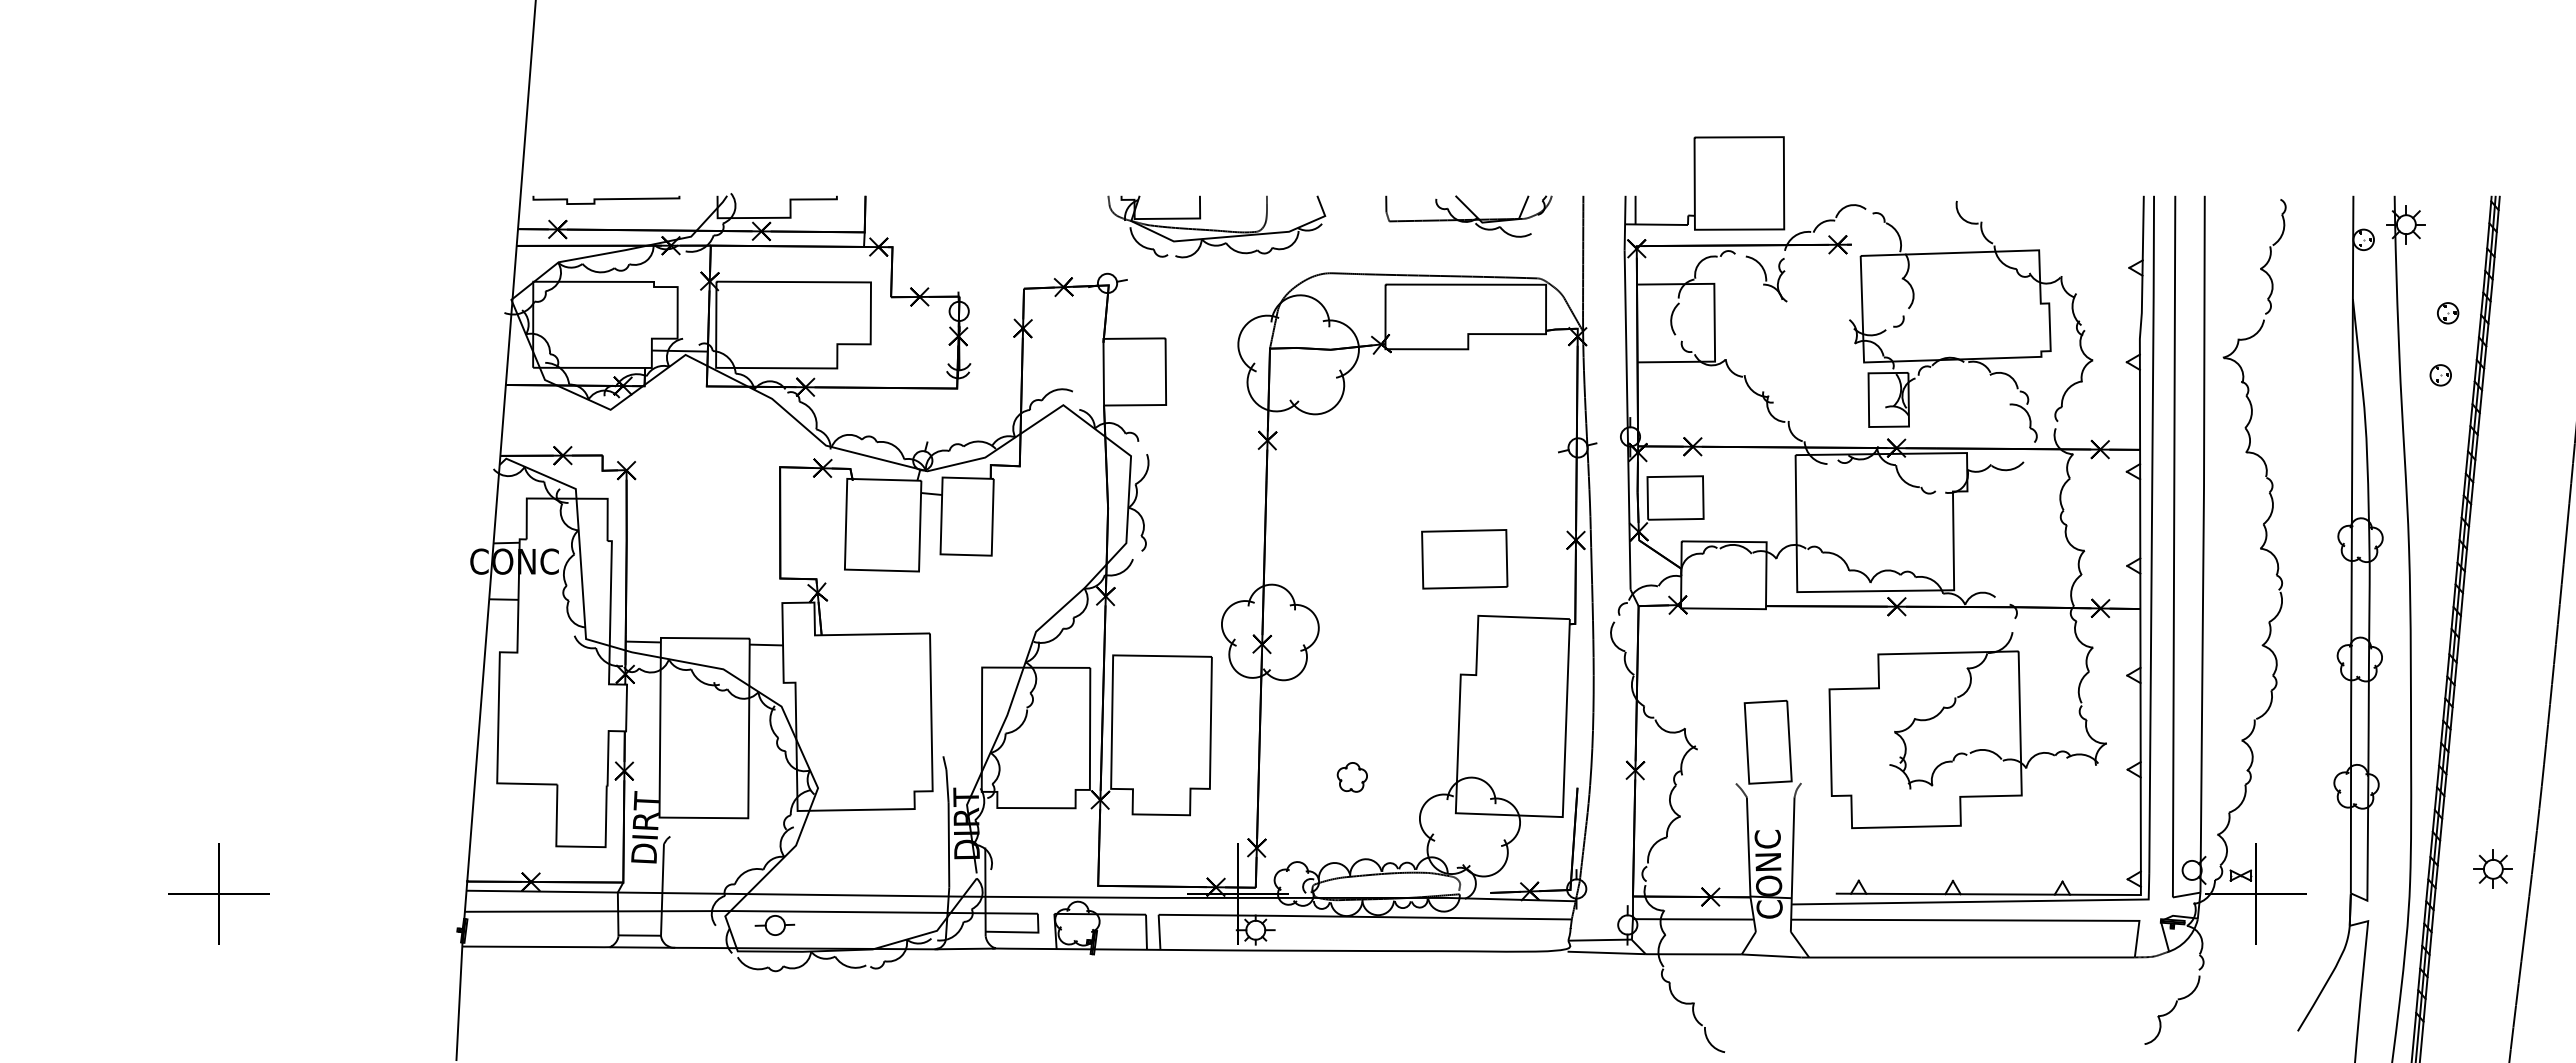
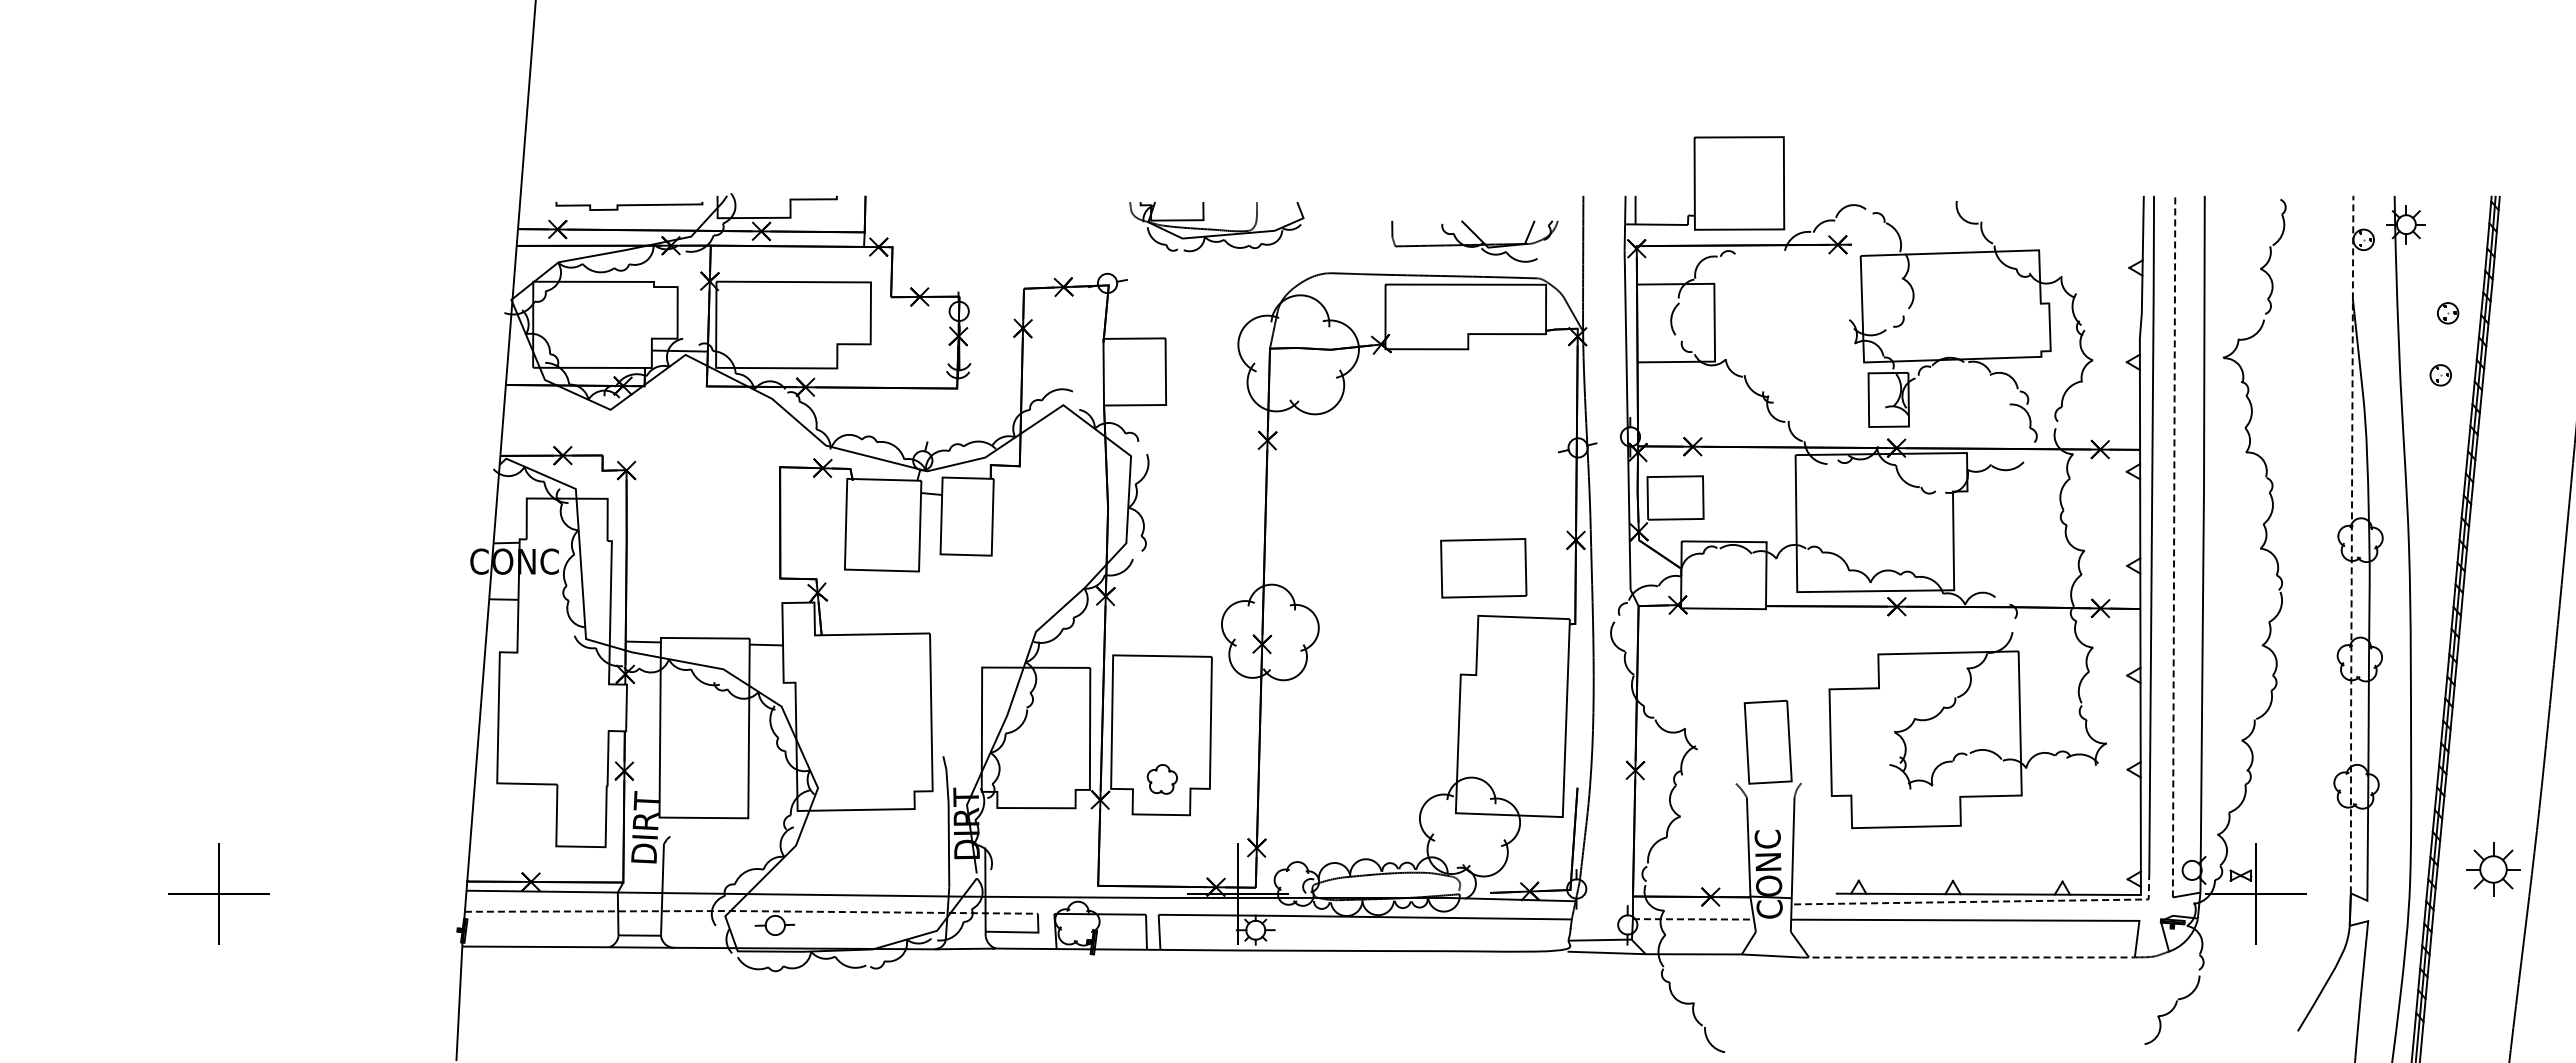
curve position: (606, 199) -> (629, 205) (629, 205)
part position: (1468, 216) -> (1474, 241) (1474, 241)
part size: 220x64 px -> 176x51 px (1216, 227)
part: present -> none (1766, 278)
line: solid -> dashed (2351, 543)
line: solid -> dashed (2174, 546)
part position: (1464, 559) -> (1483, 568) (1483, 568)
part position: (1351, 777) -> (1161, 779) (1161, 779)
part size: 40x40 px -> 55x55 px (2493, 869)
line: solid -> dashed (1983, 901)
line: solid -> dashed (751, 911)
line: solid -> dashed (1693, 919)
line: solid -> dashed (1968, 957)
